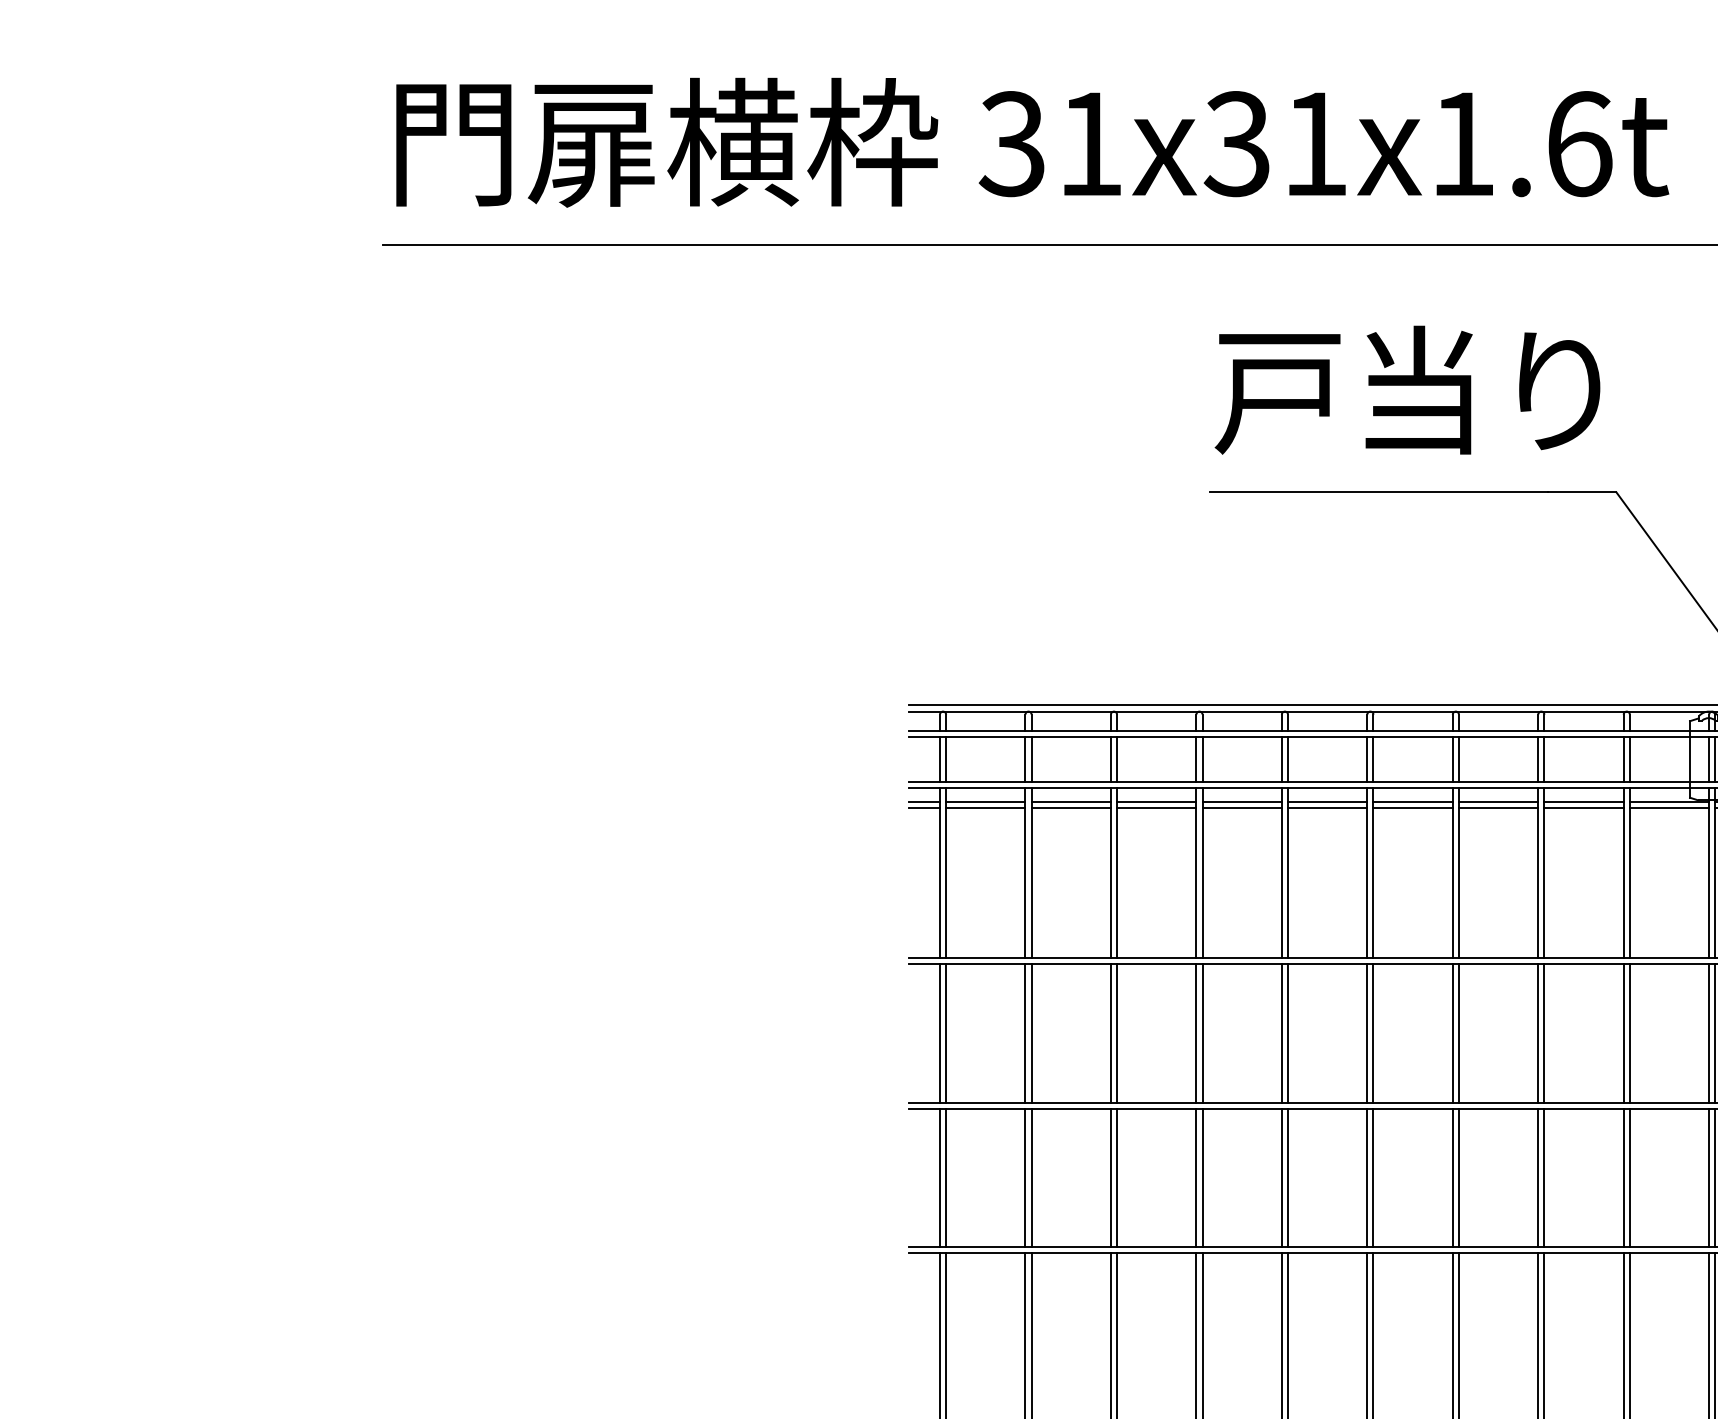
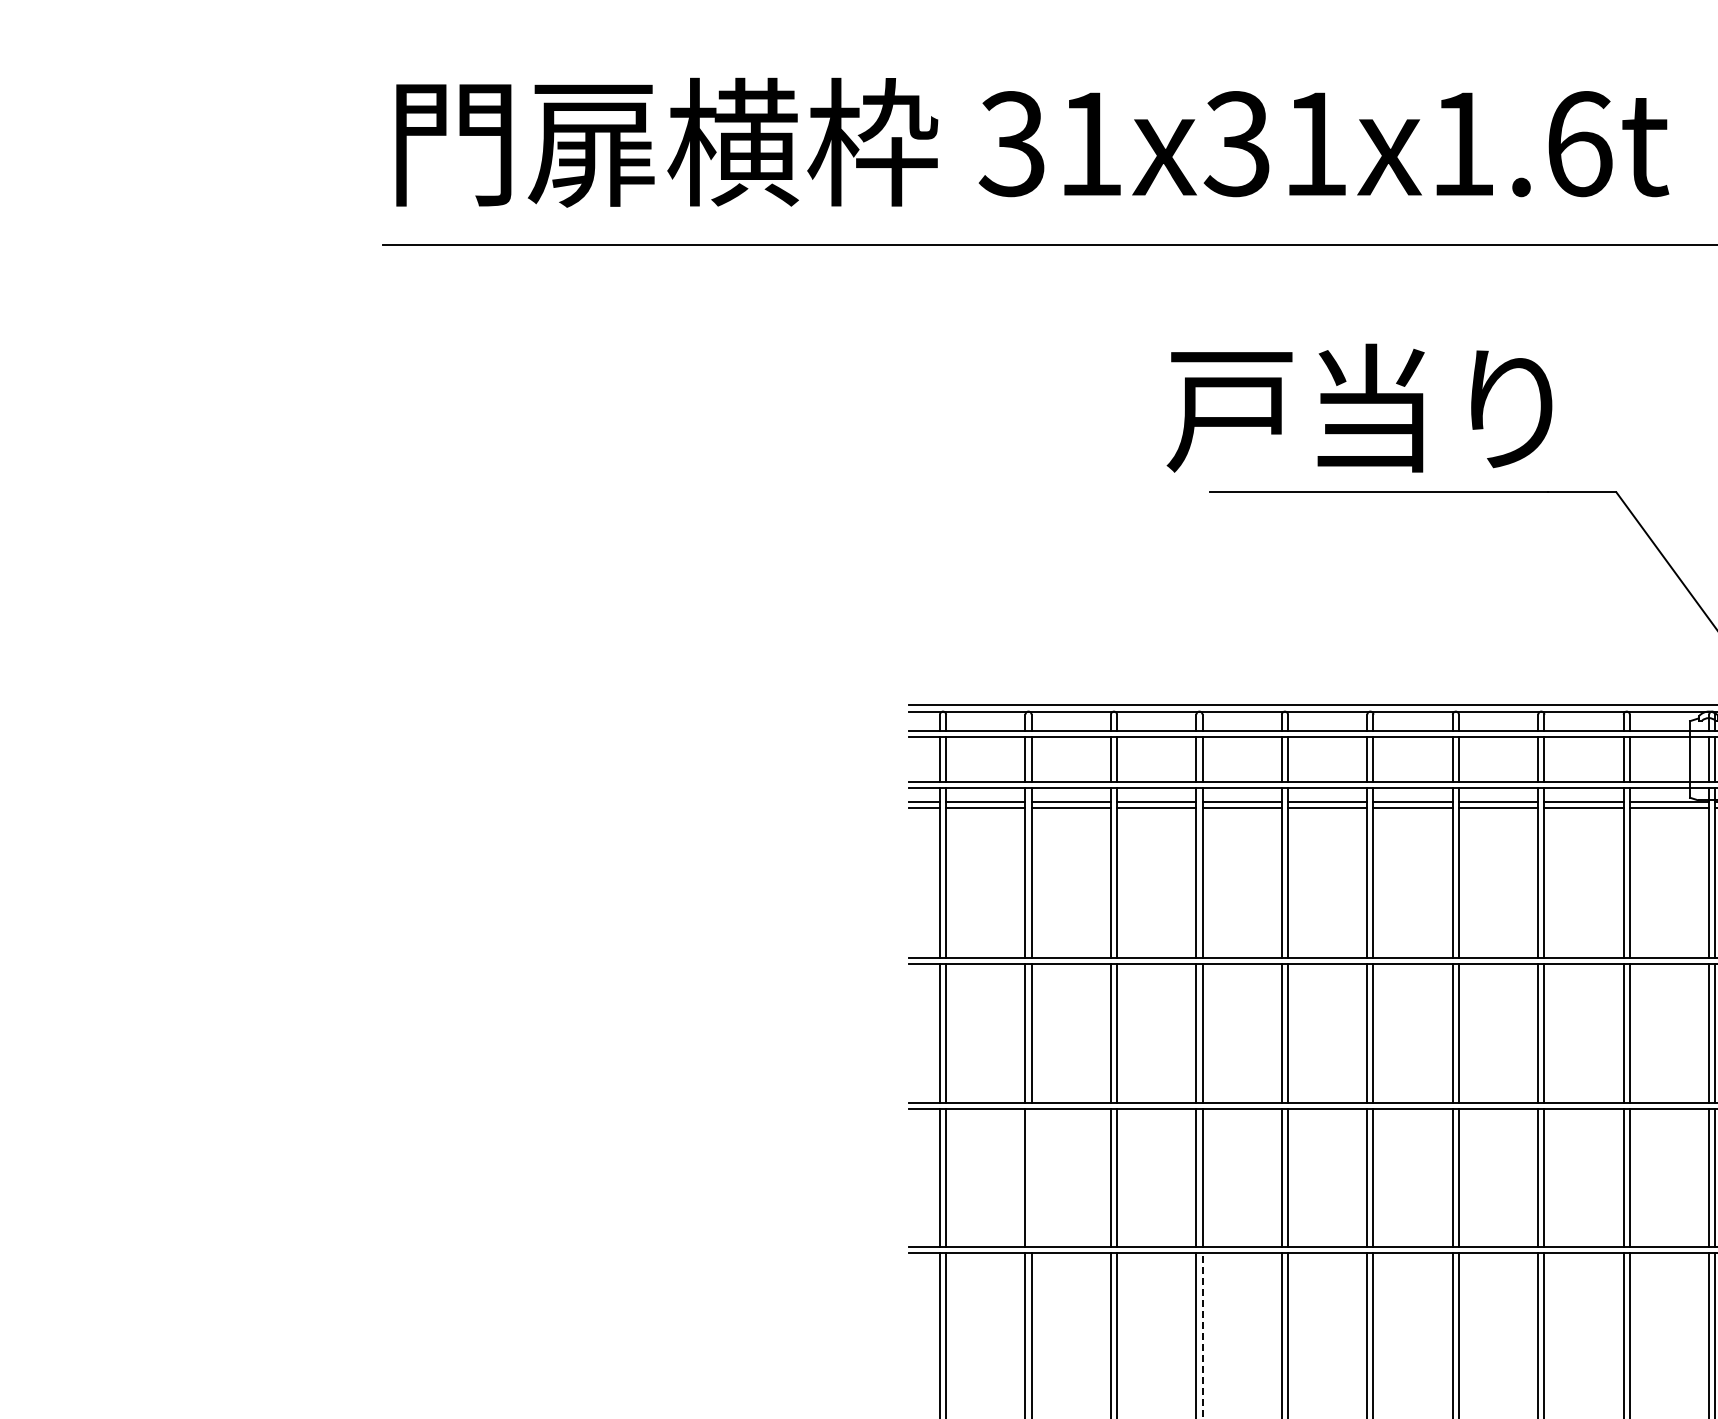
text position: (1407, 389) -> (1359, 407) (1359, 407)
line: present -> none (1031, 1177)
line: solid -> dashed (1202, 1335)
